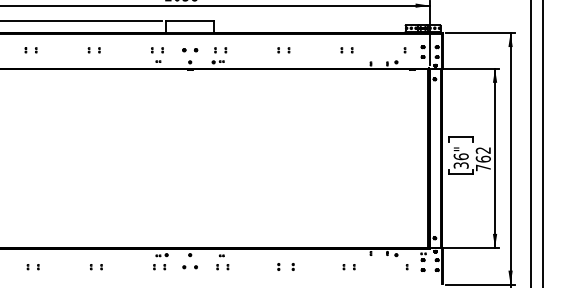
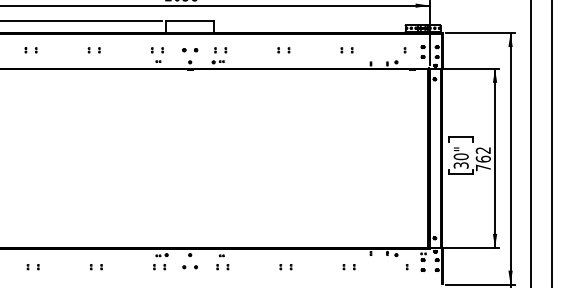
line position: (542, 143) -> (551, 143) (551, 143)
text: 36" -> 30" (460, 156)
part size: 18x8 px -> 14x7 px (285, 267)
